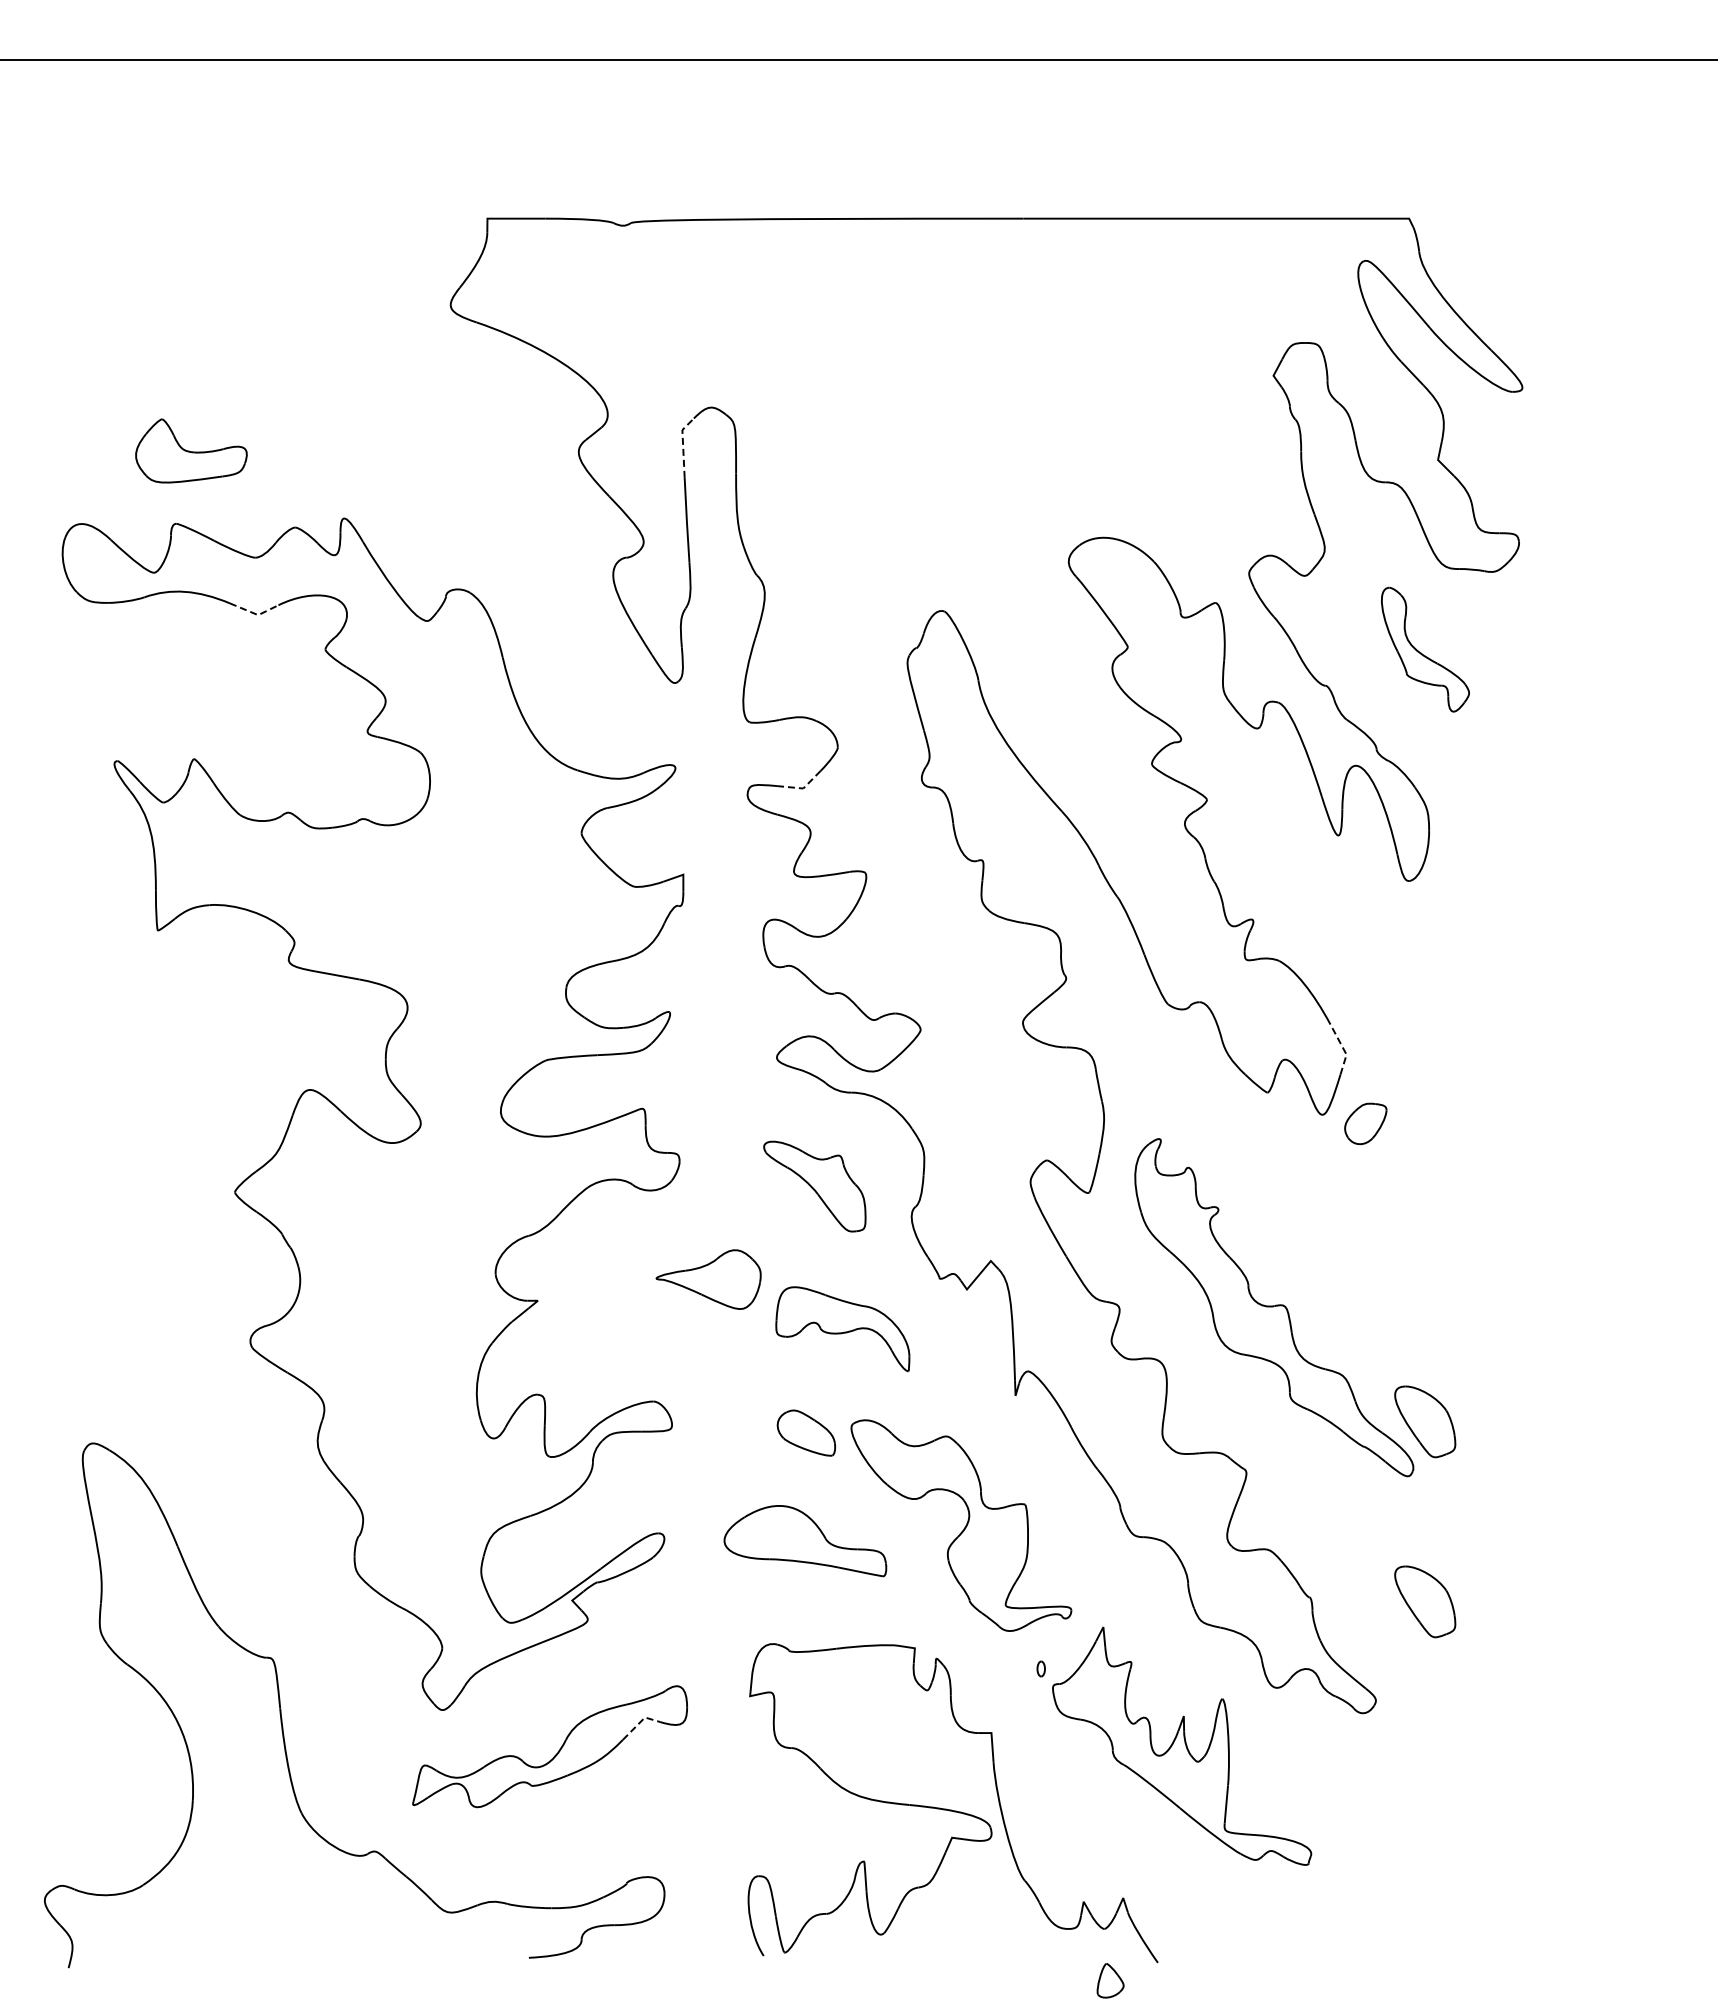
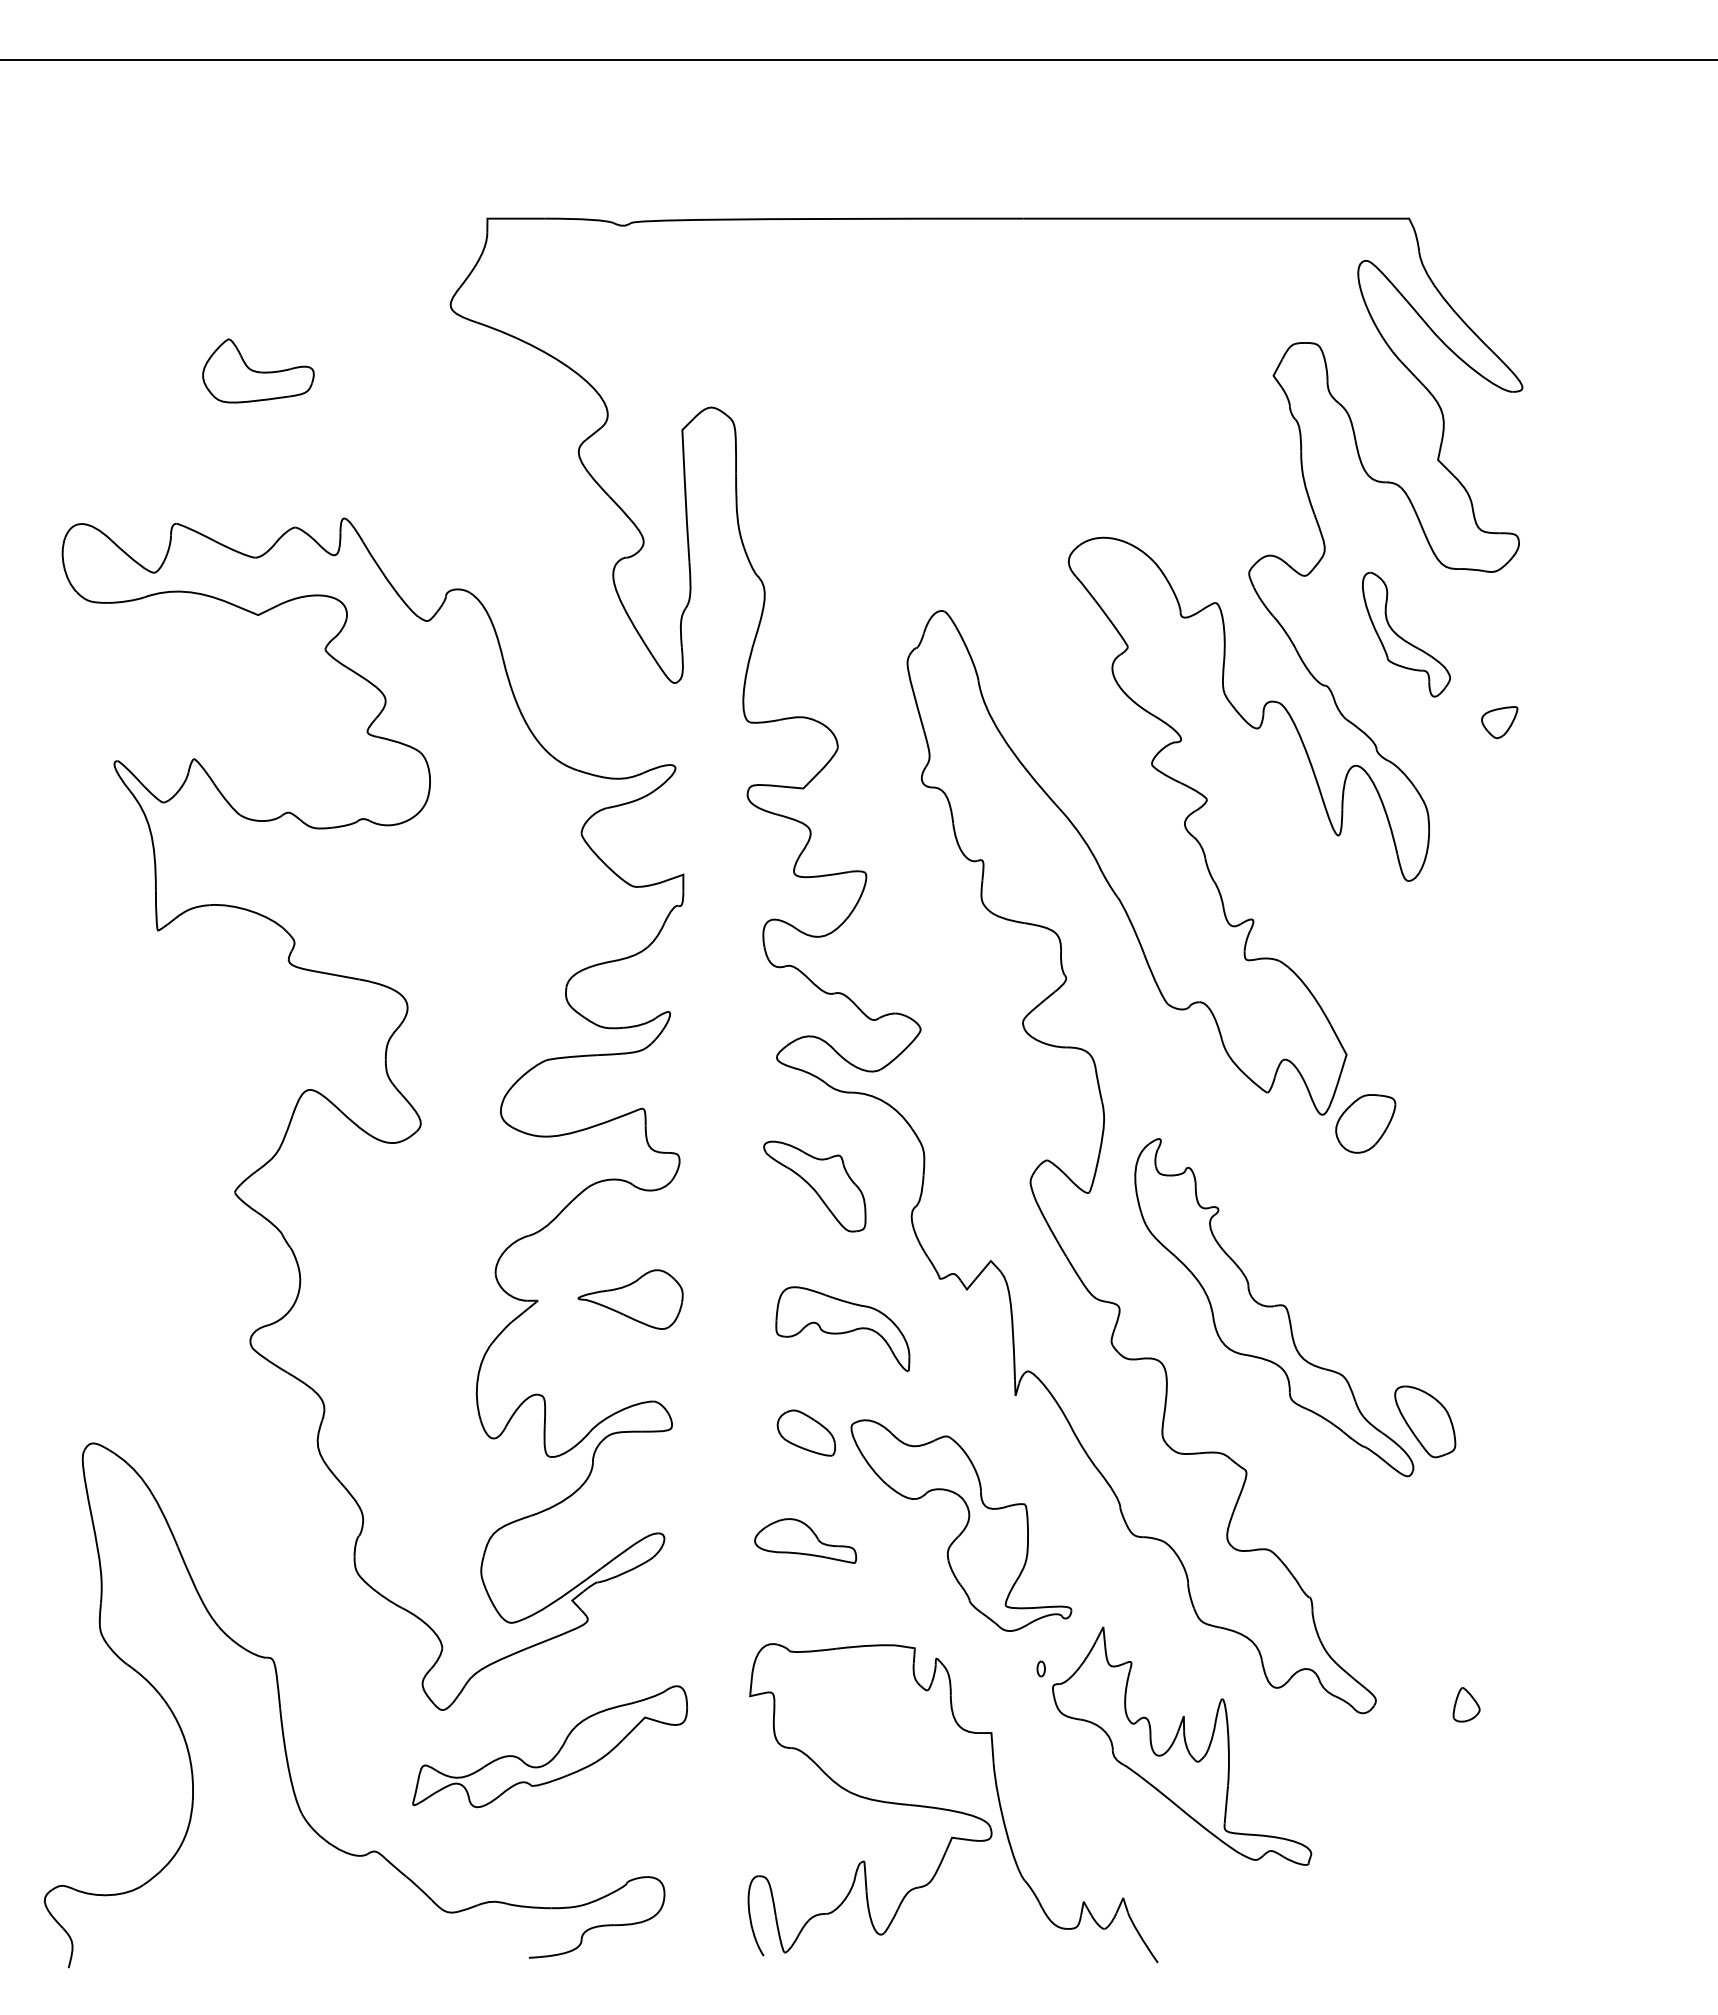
line: dashed -> solid (683, 444)
part position: (191, 450) -> (258, 370) (258, 370)
line: dashed -> solid (255, 614)
part position: (1425, 649) -> (1406, 634) (1406, 634)
part: none -> present (1499, 722)
line: dashed -> solid (802, 788)
line: dashed -> solid (1343, 1048)
part size: 44x44 px -> 62x60 px (1365, 1123)
part position: (708, 1279) -> (630, 1299) (630, 1299)
part size: 165x73 px -> 104x46 px (805, 1540)
part: present -> none (1425, 1601)
line: dashed -> solid (640, 1722)
part position: (1110, 1980) -> (1466, 1704) (1466, 1704)
